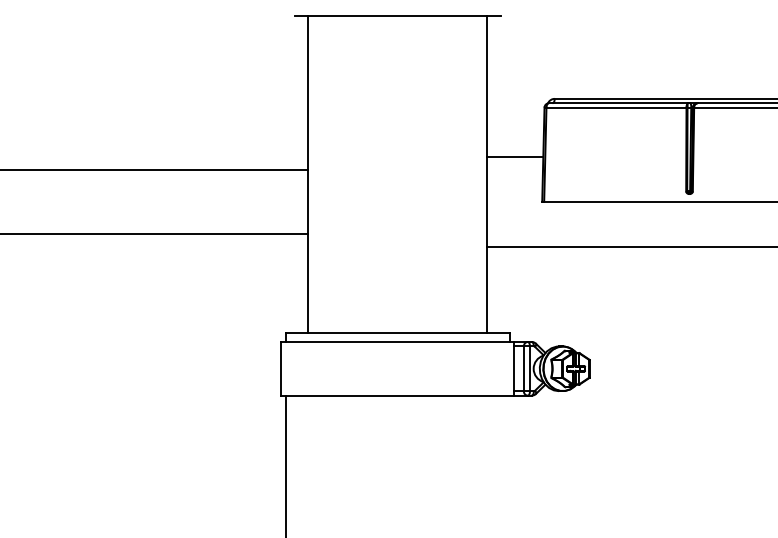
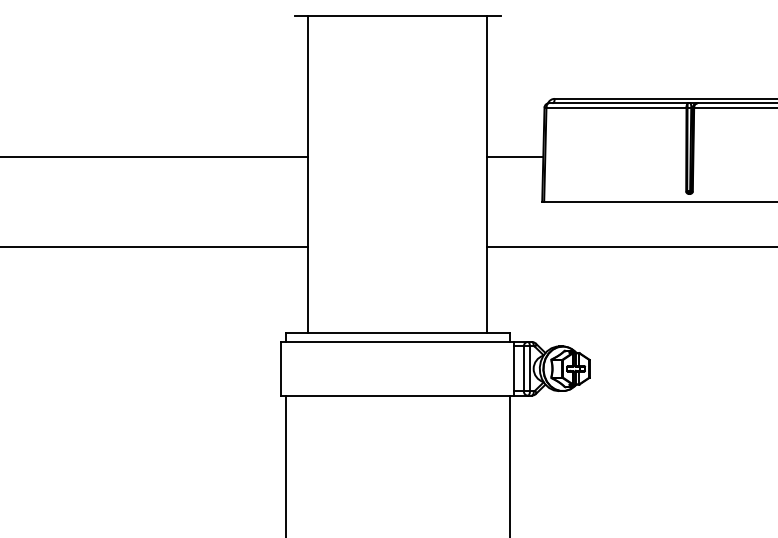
line position: (155, 169) -> (155, 156) (155, 156)
line position: (155, 233) -> (155, 246) (155, 246)
line: none -> present (509, 464)
